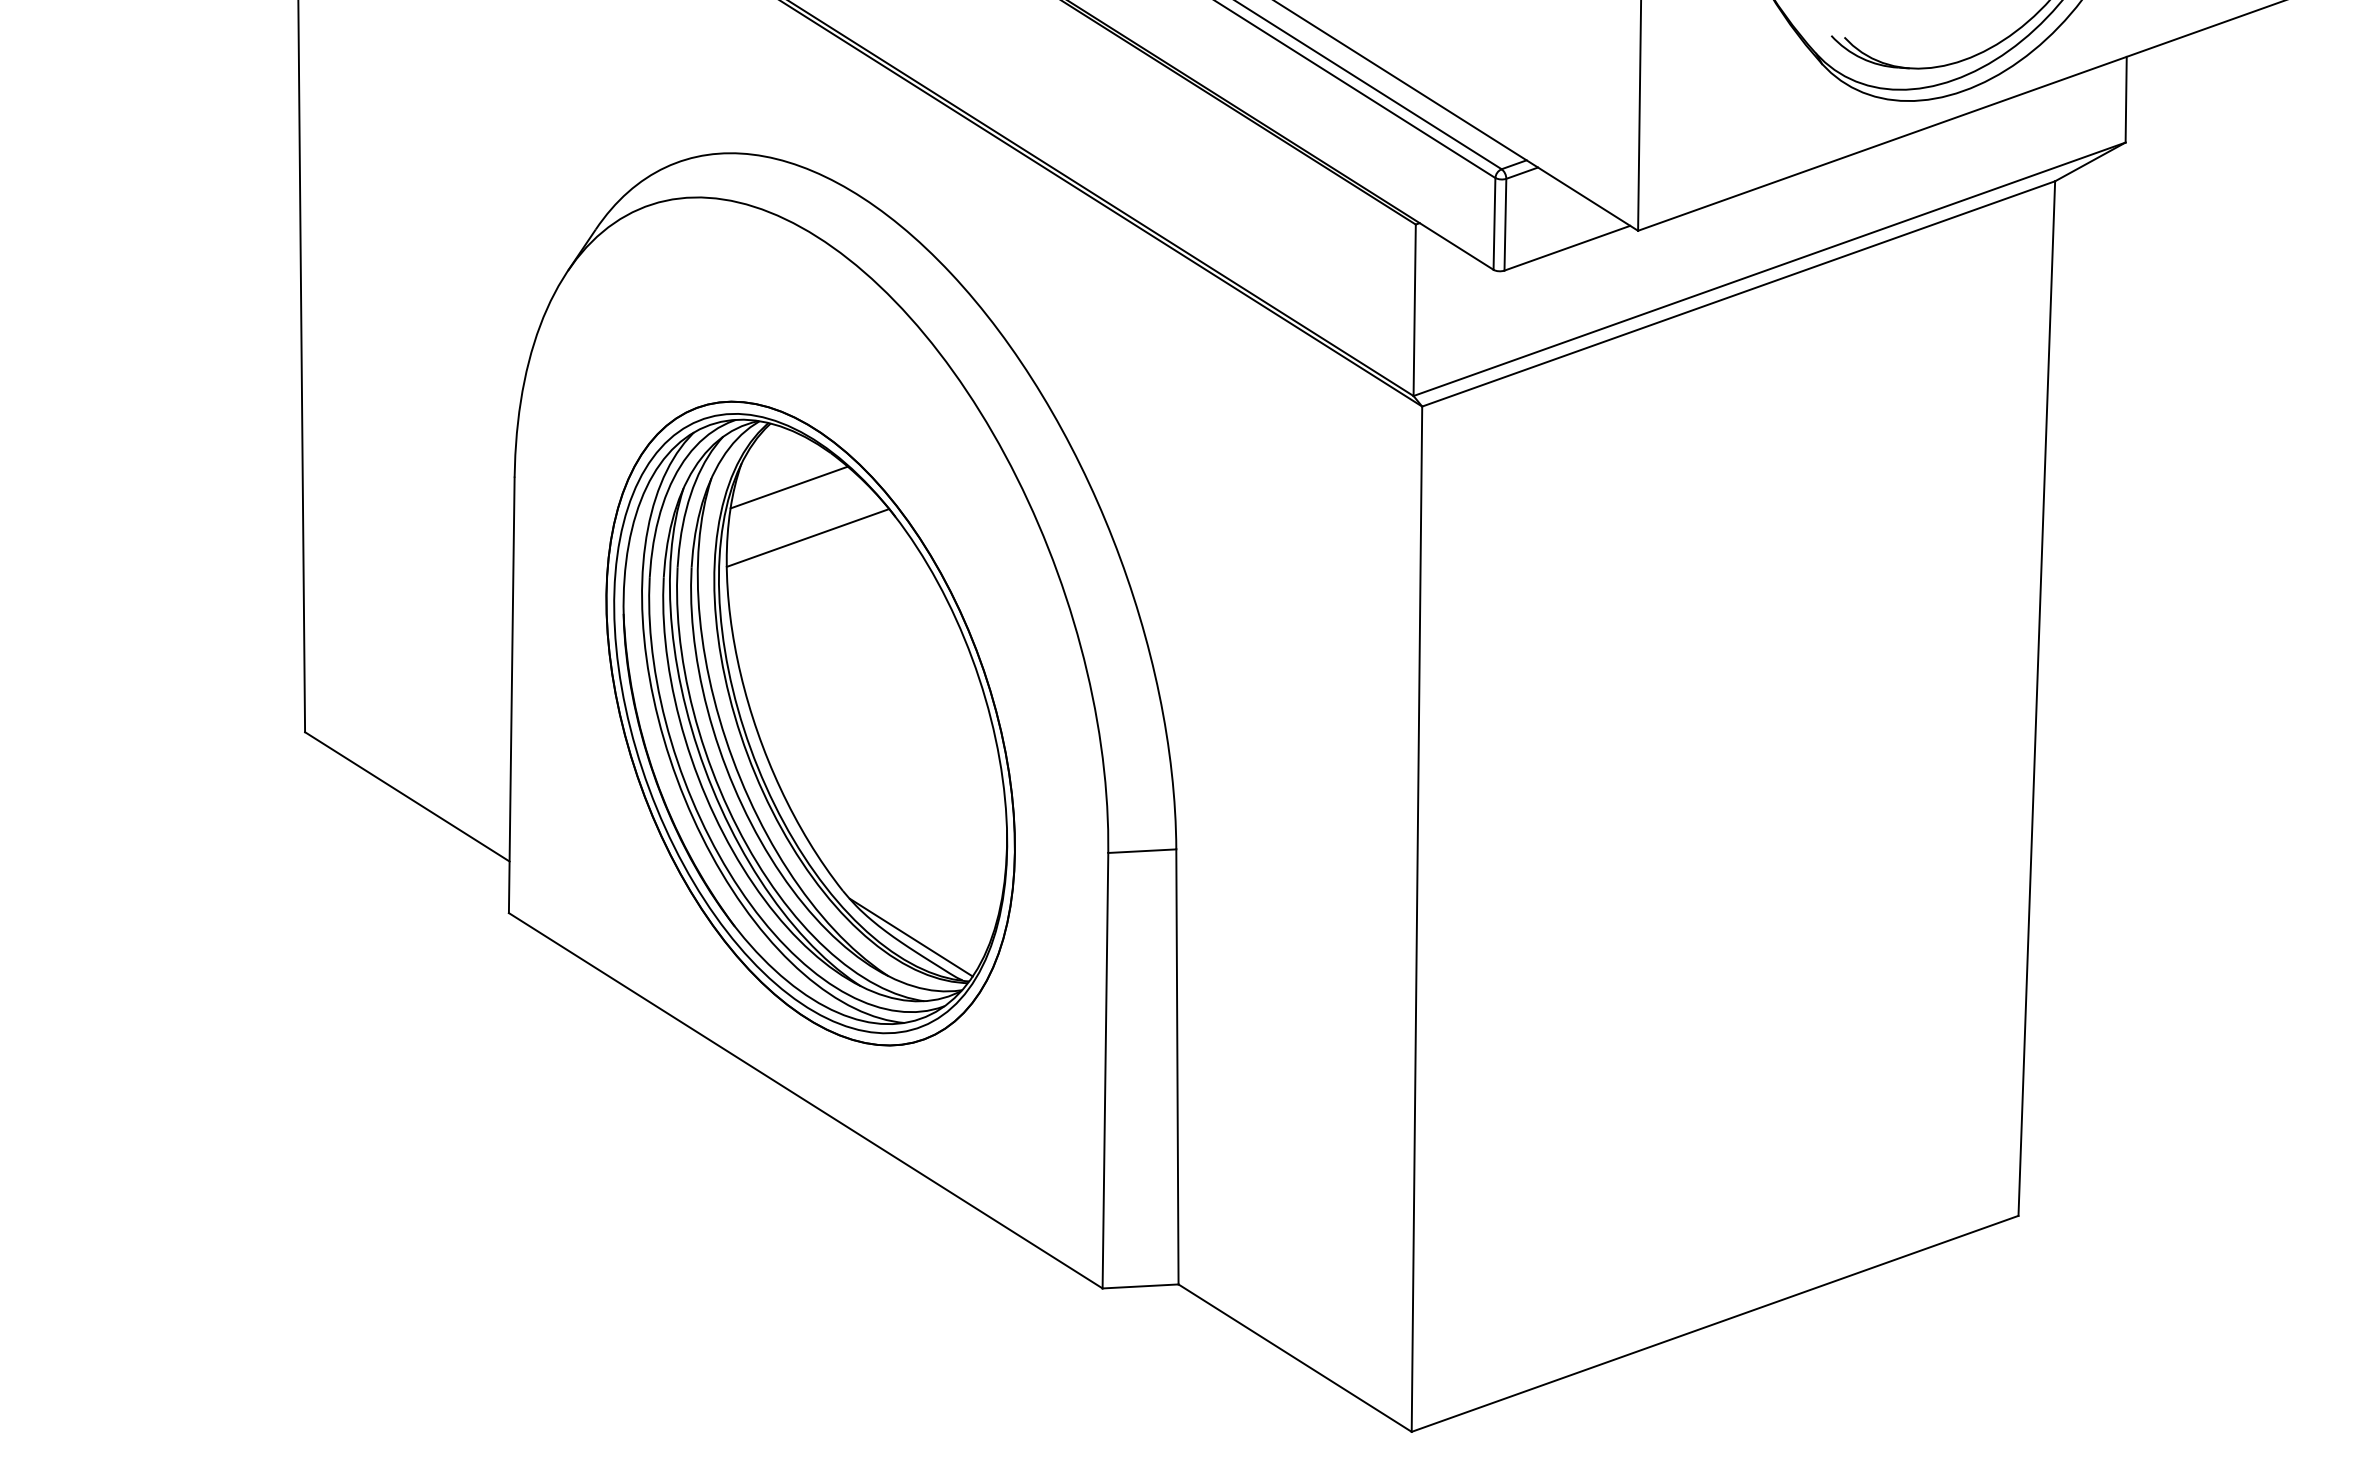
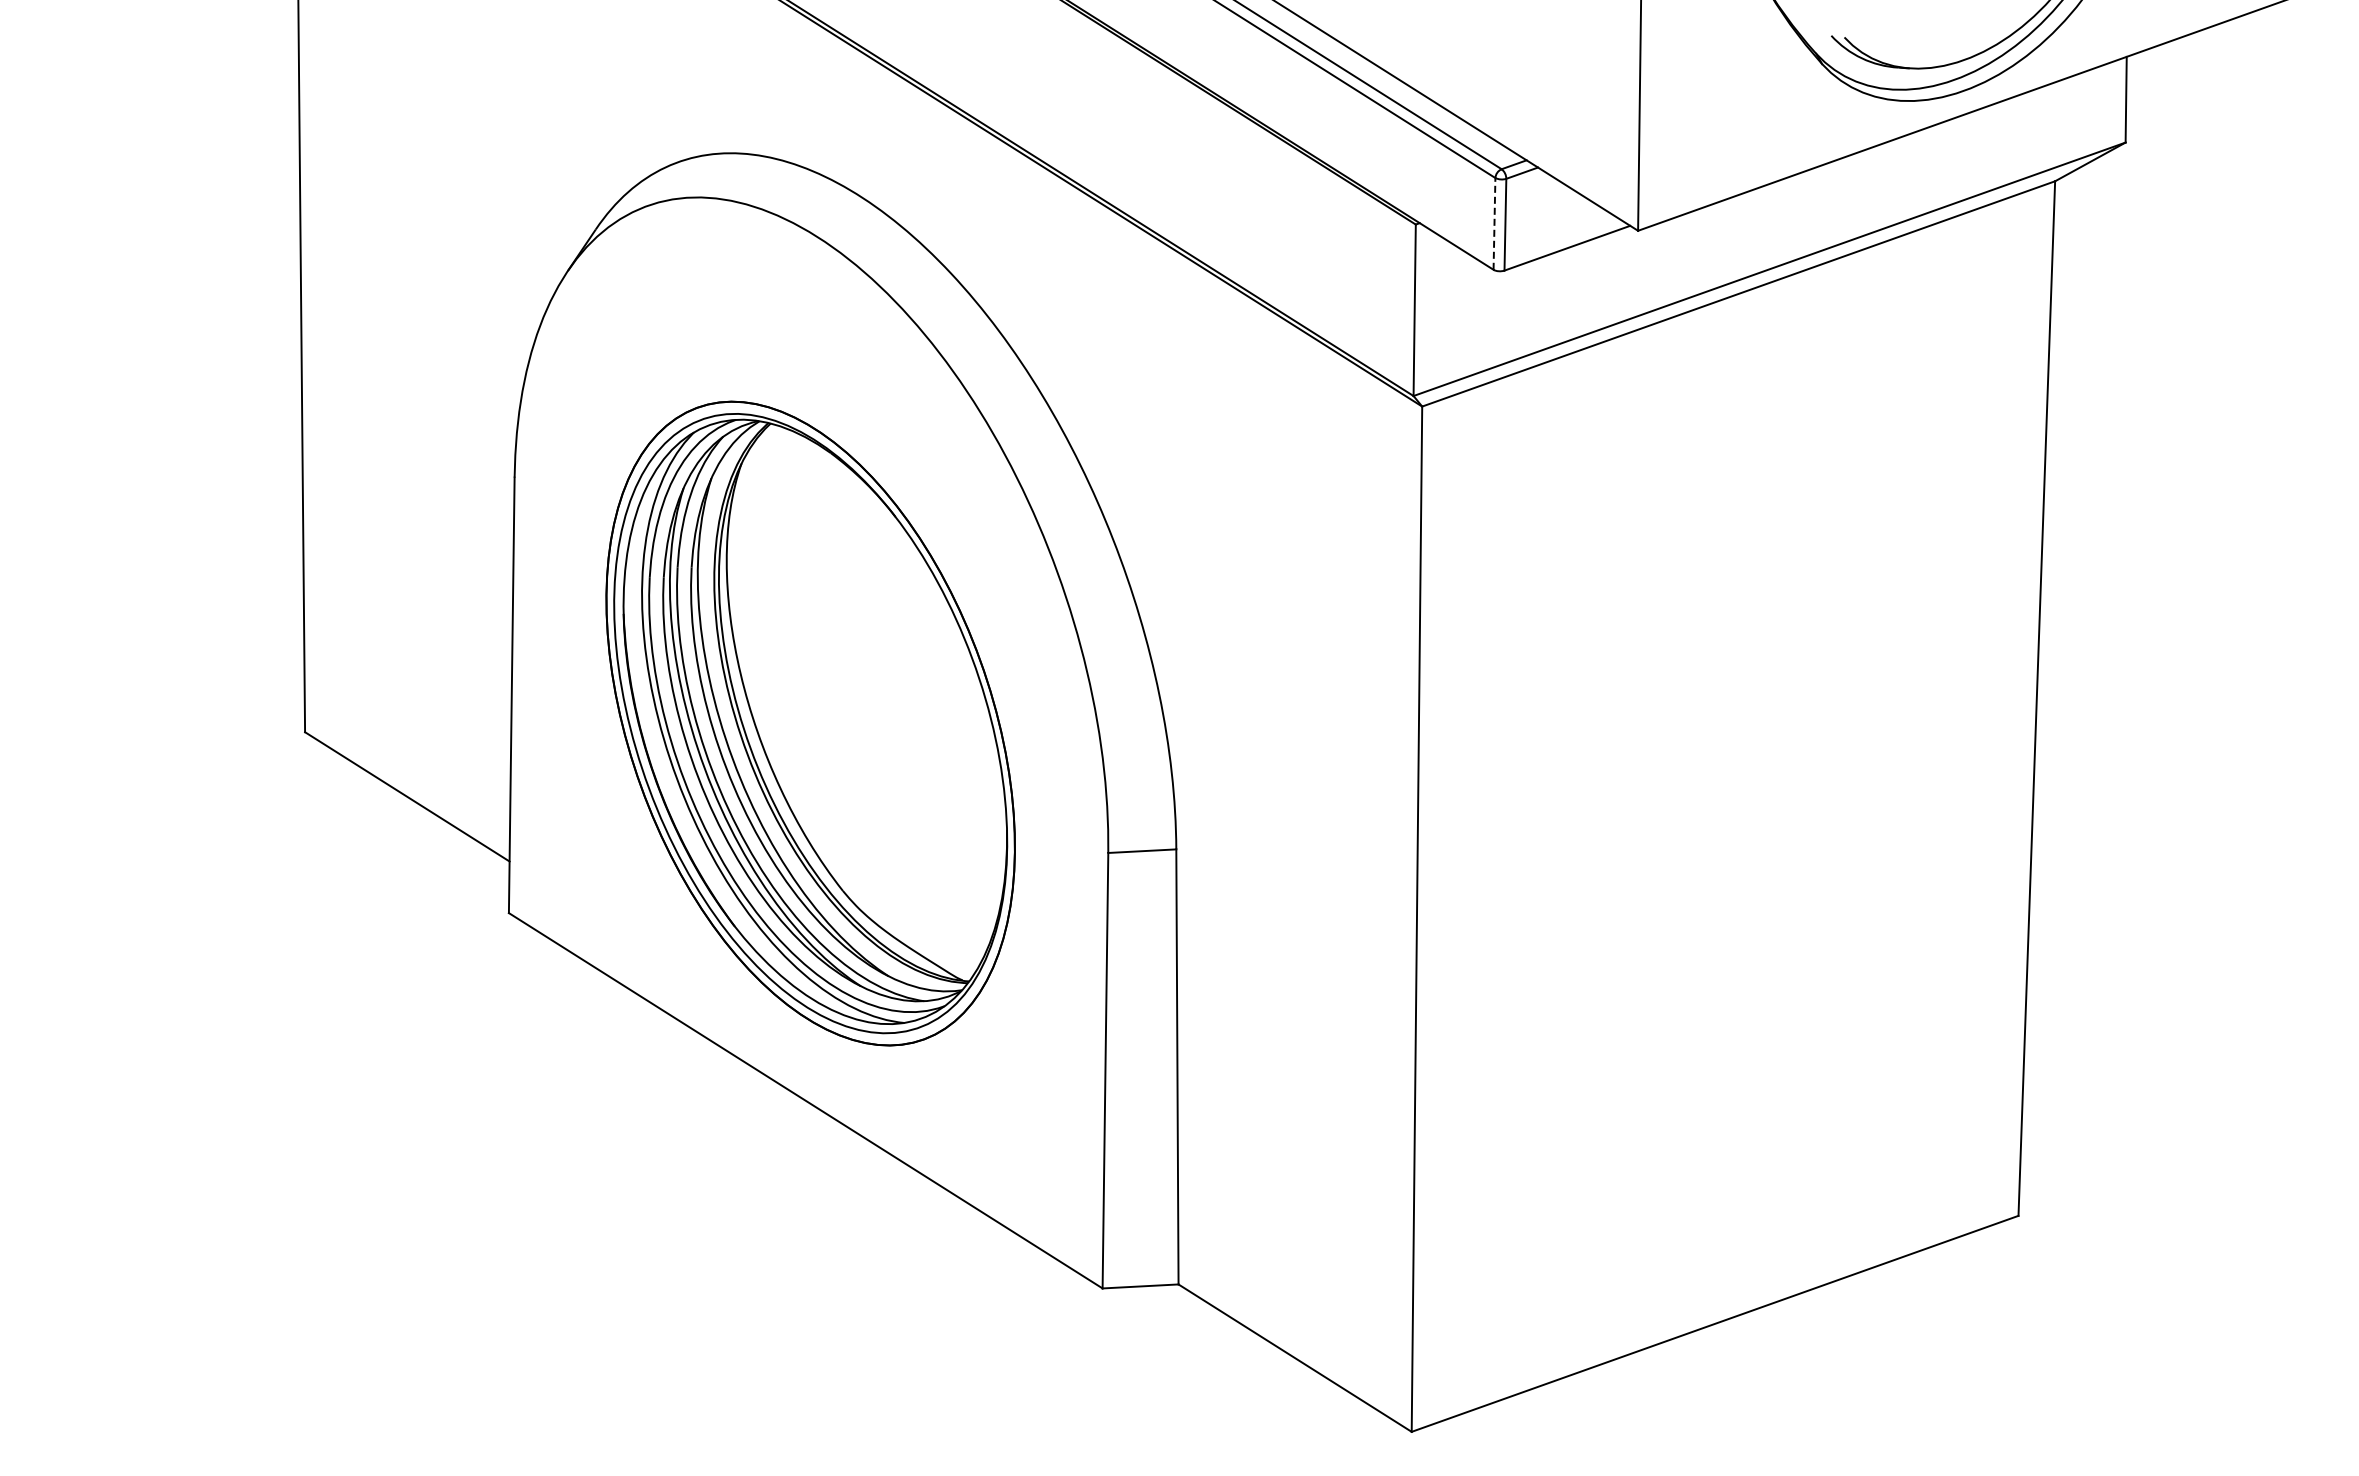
line: solid -> dashed (1494, 223)
line: present -> none (788, 487)
line: present -> none (807, 537)
line: present -> none (911, 937)
